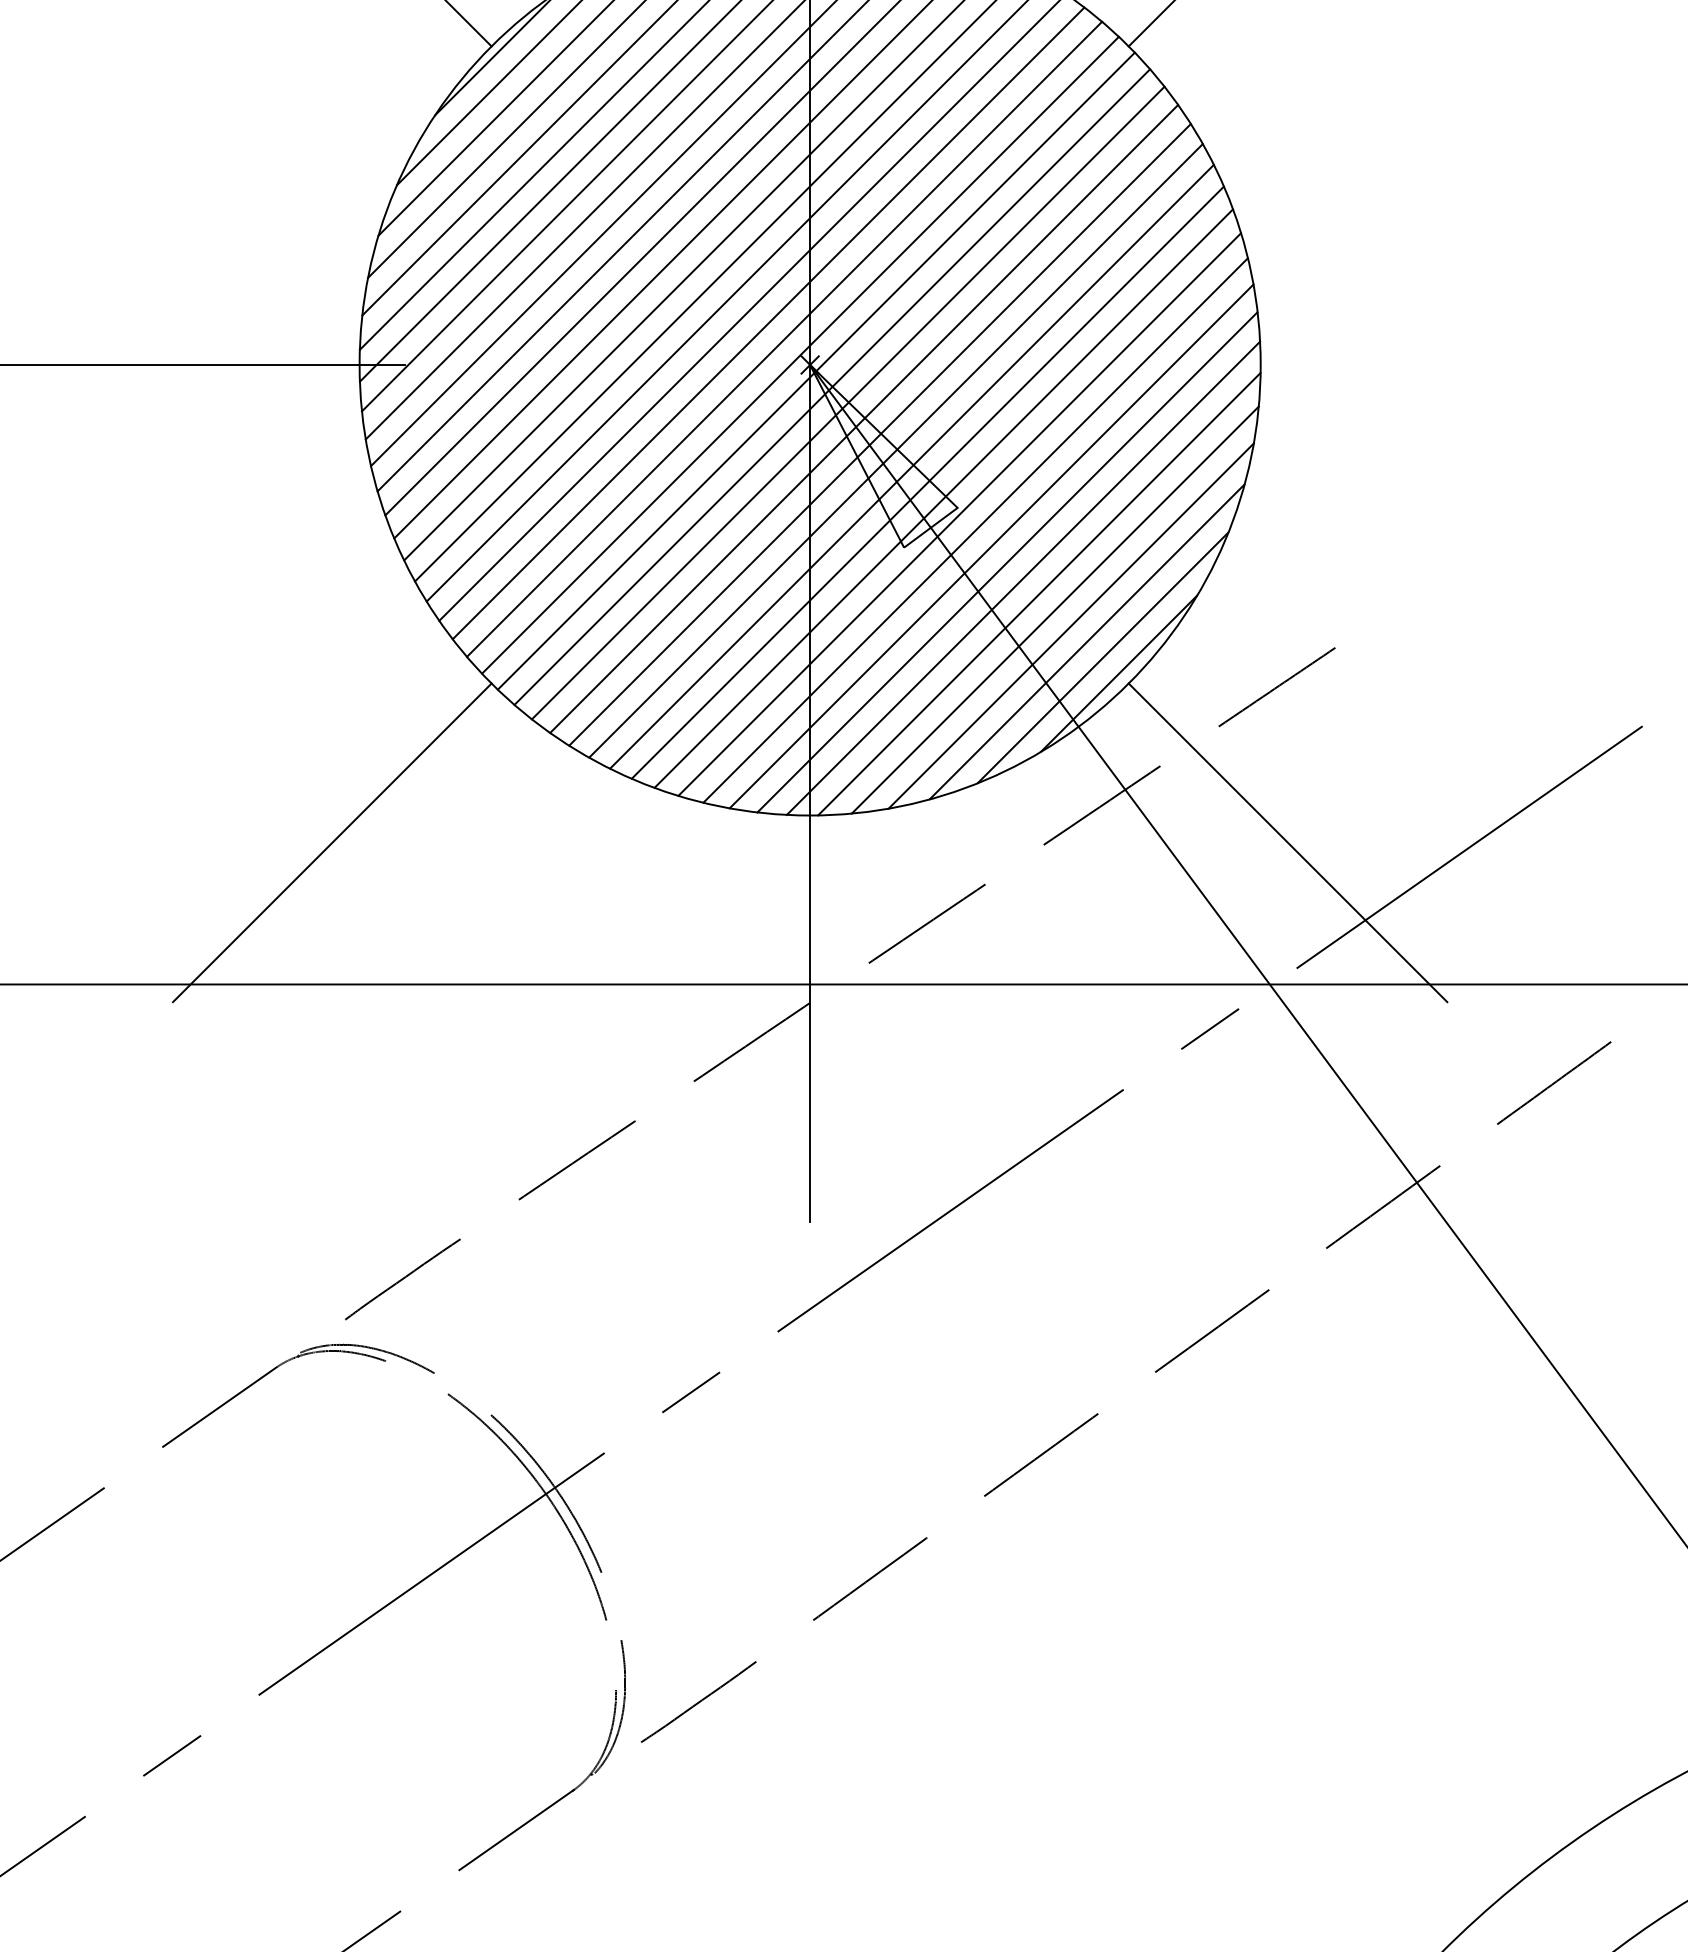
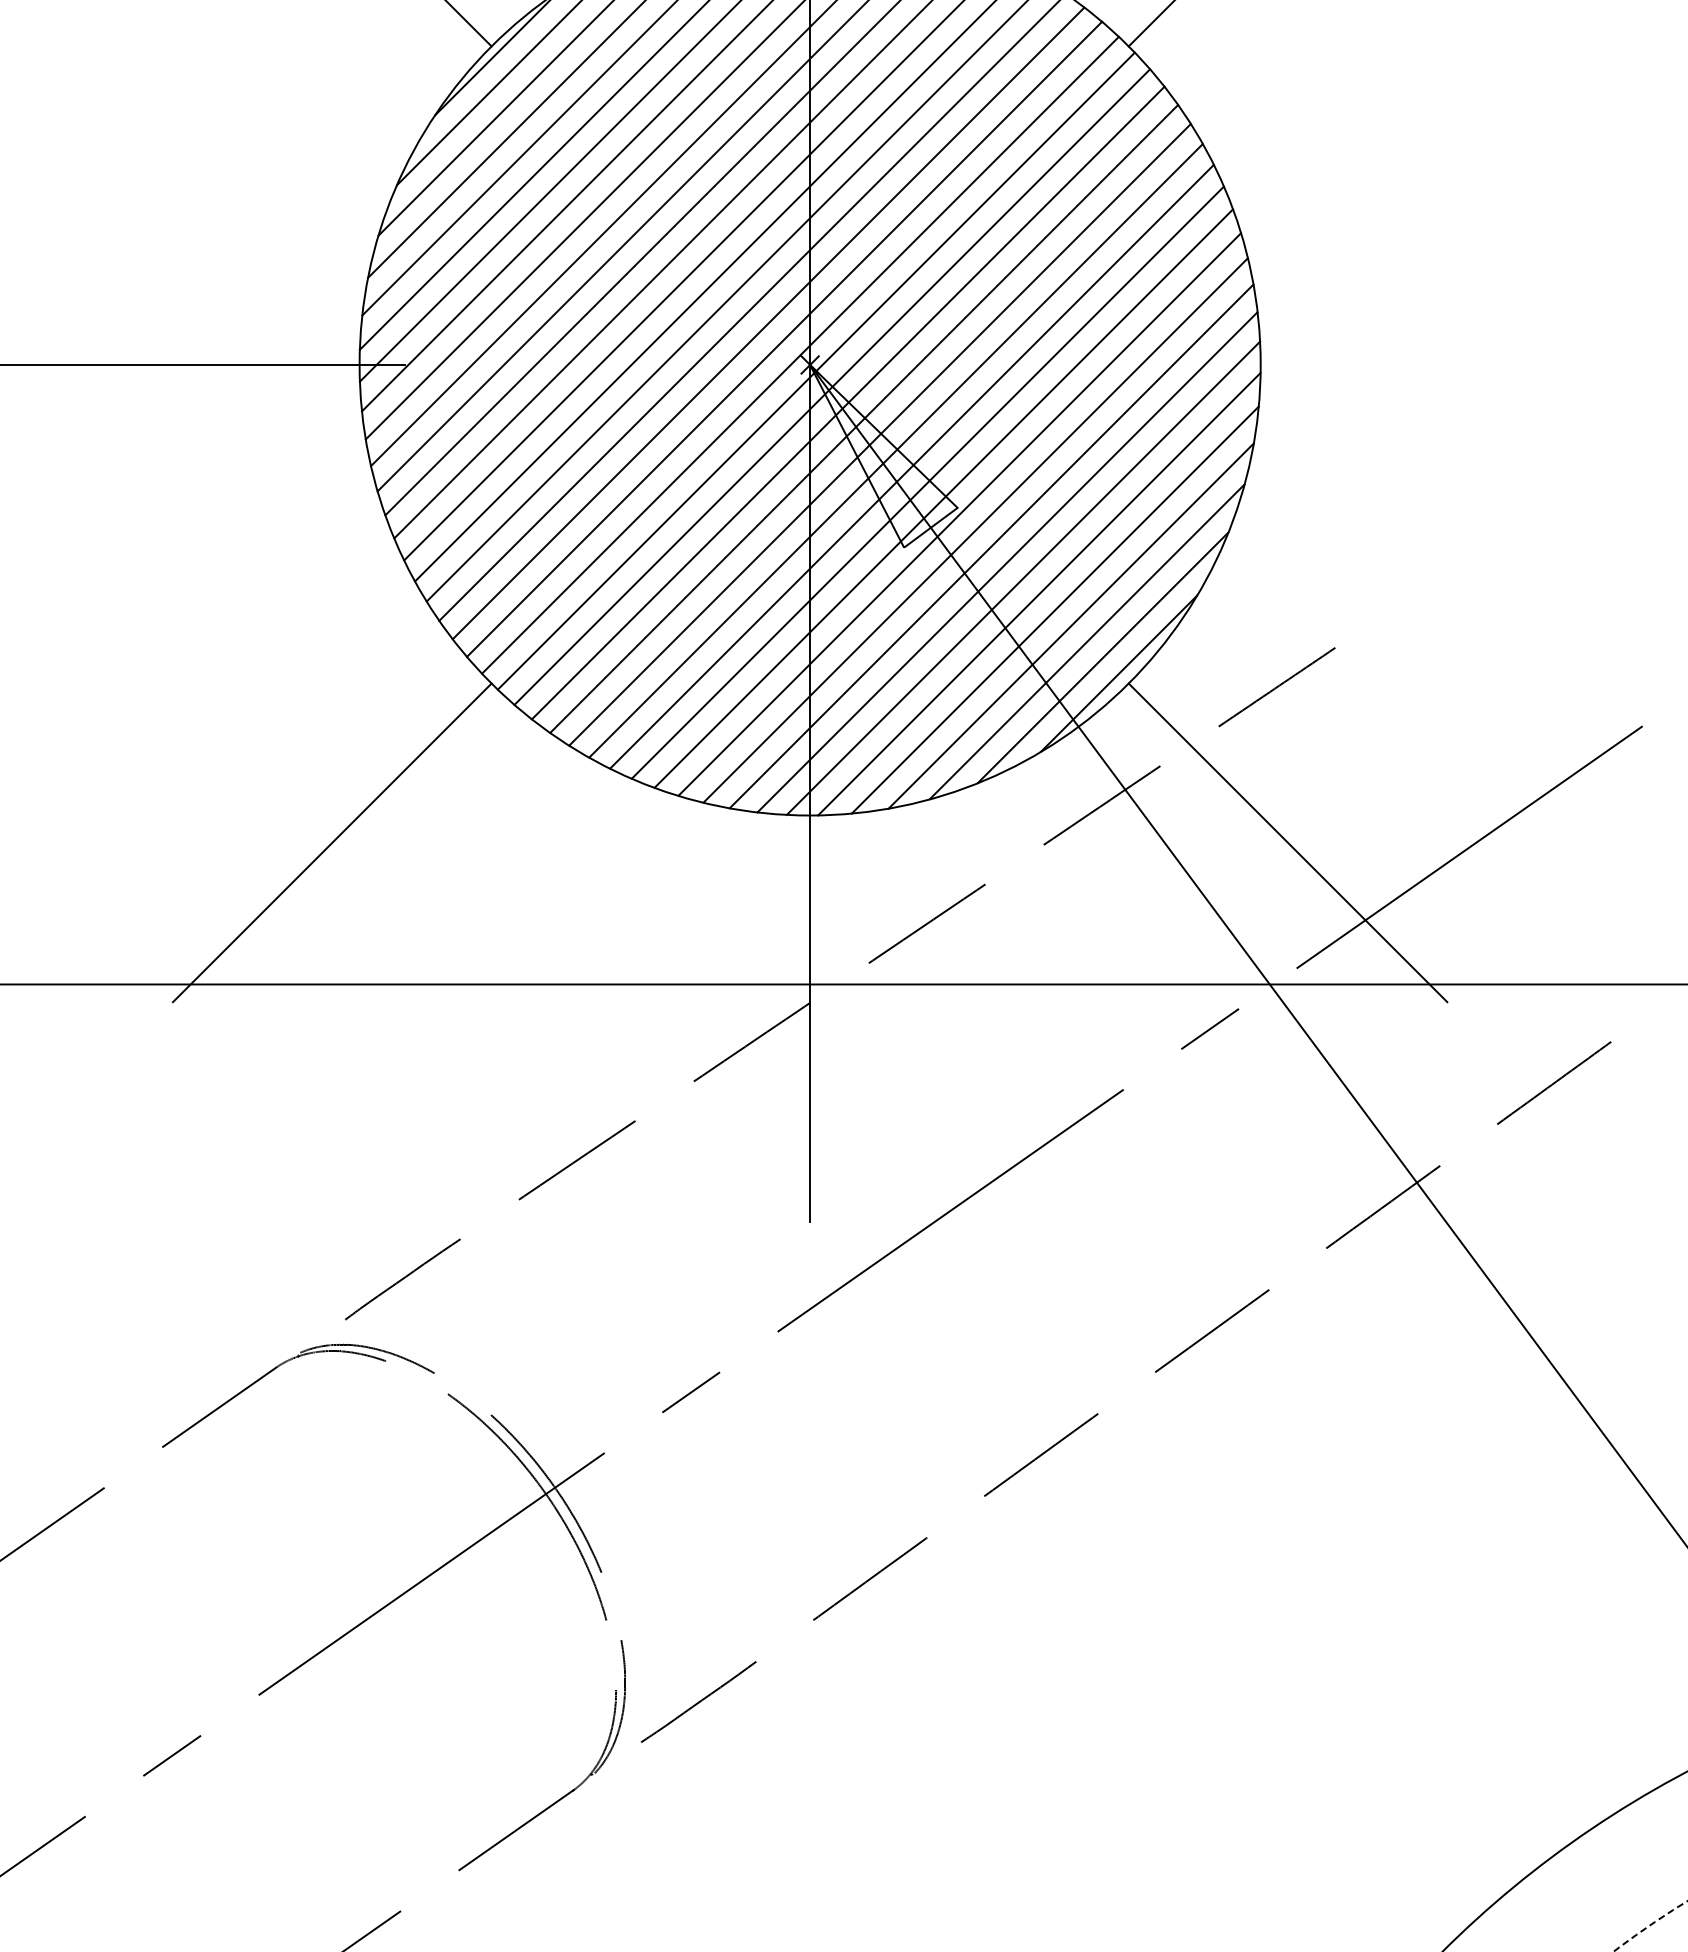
circle: solid -> dashed (1650, 1926)
